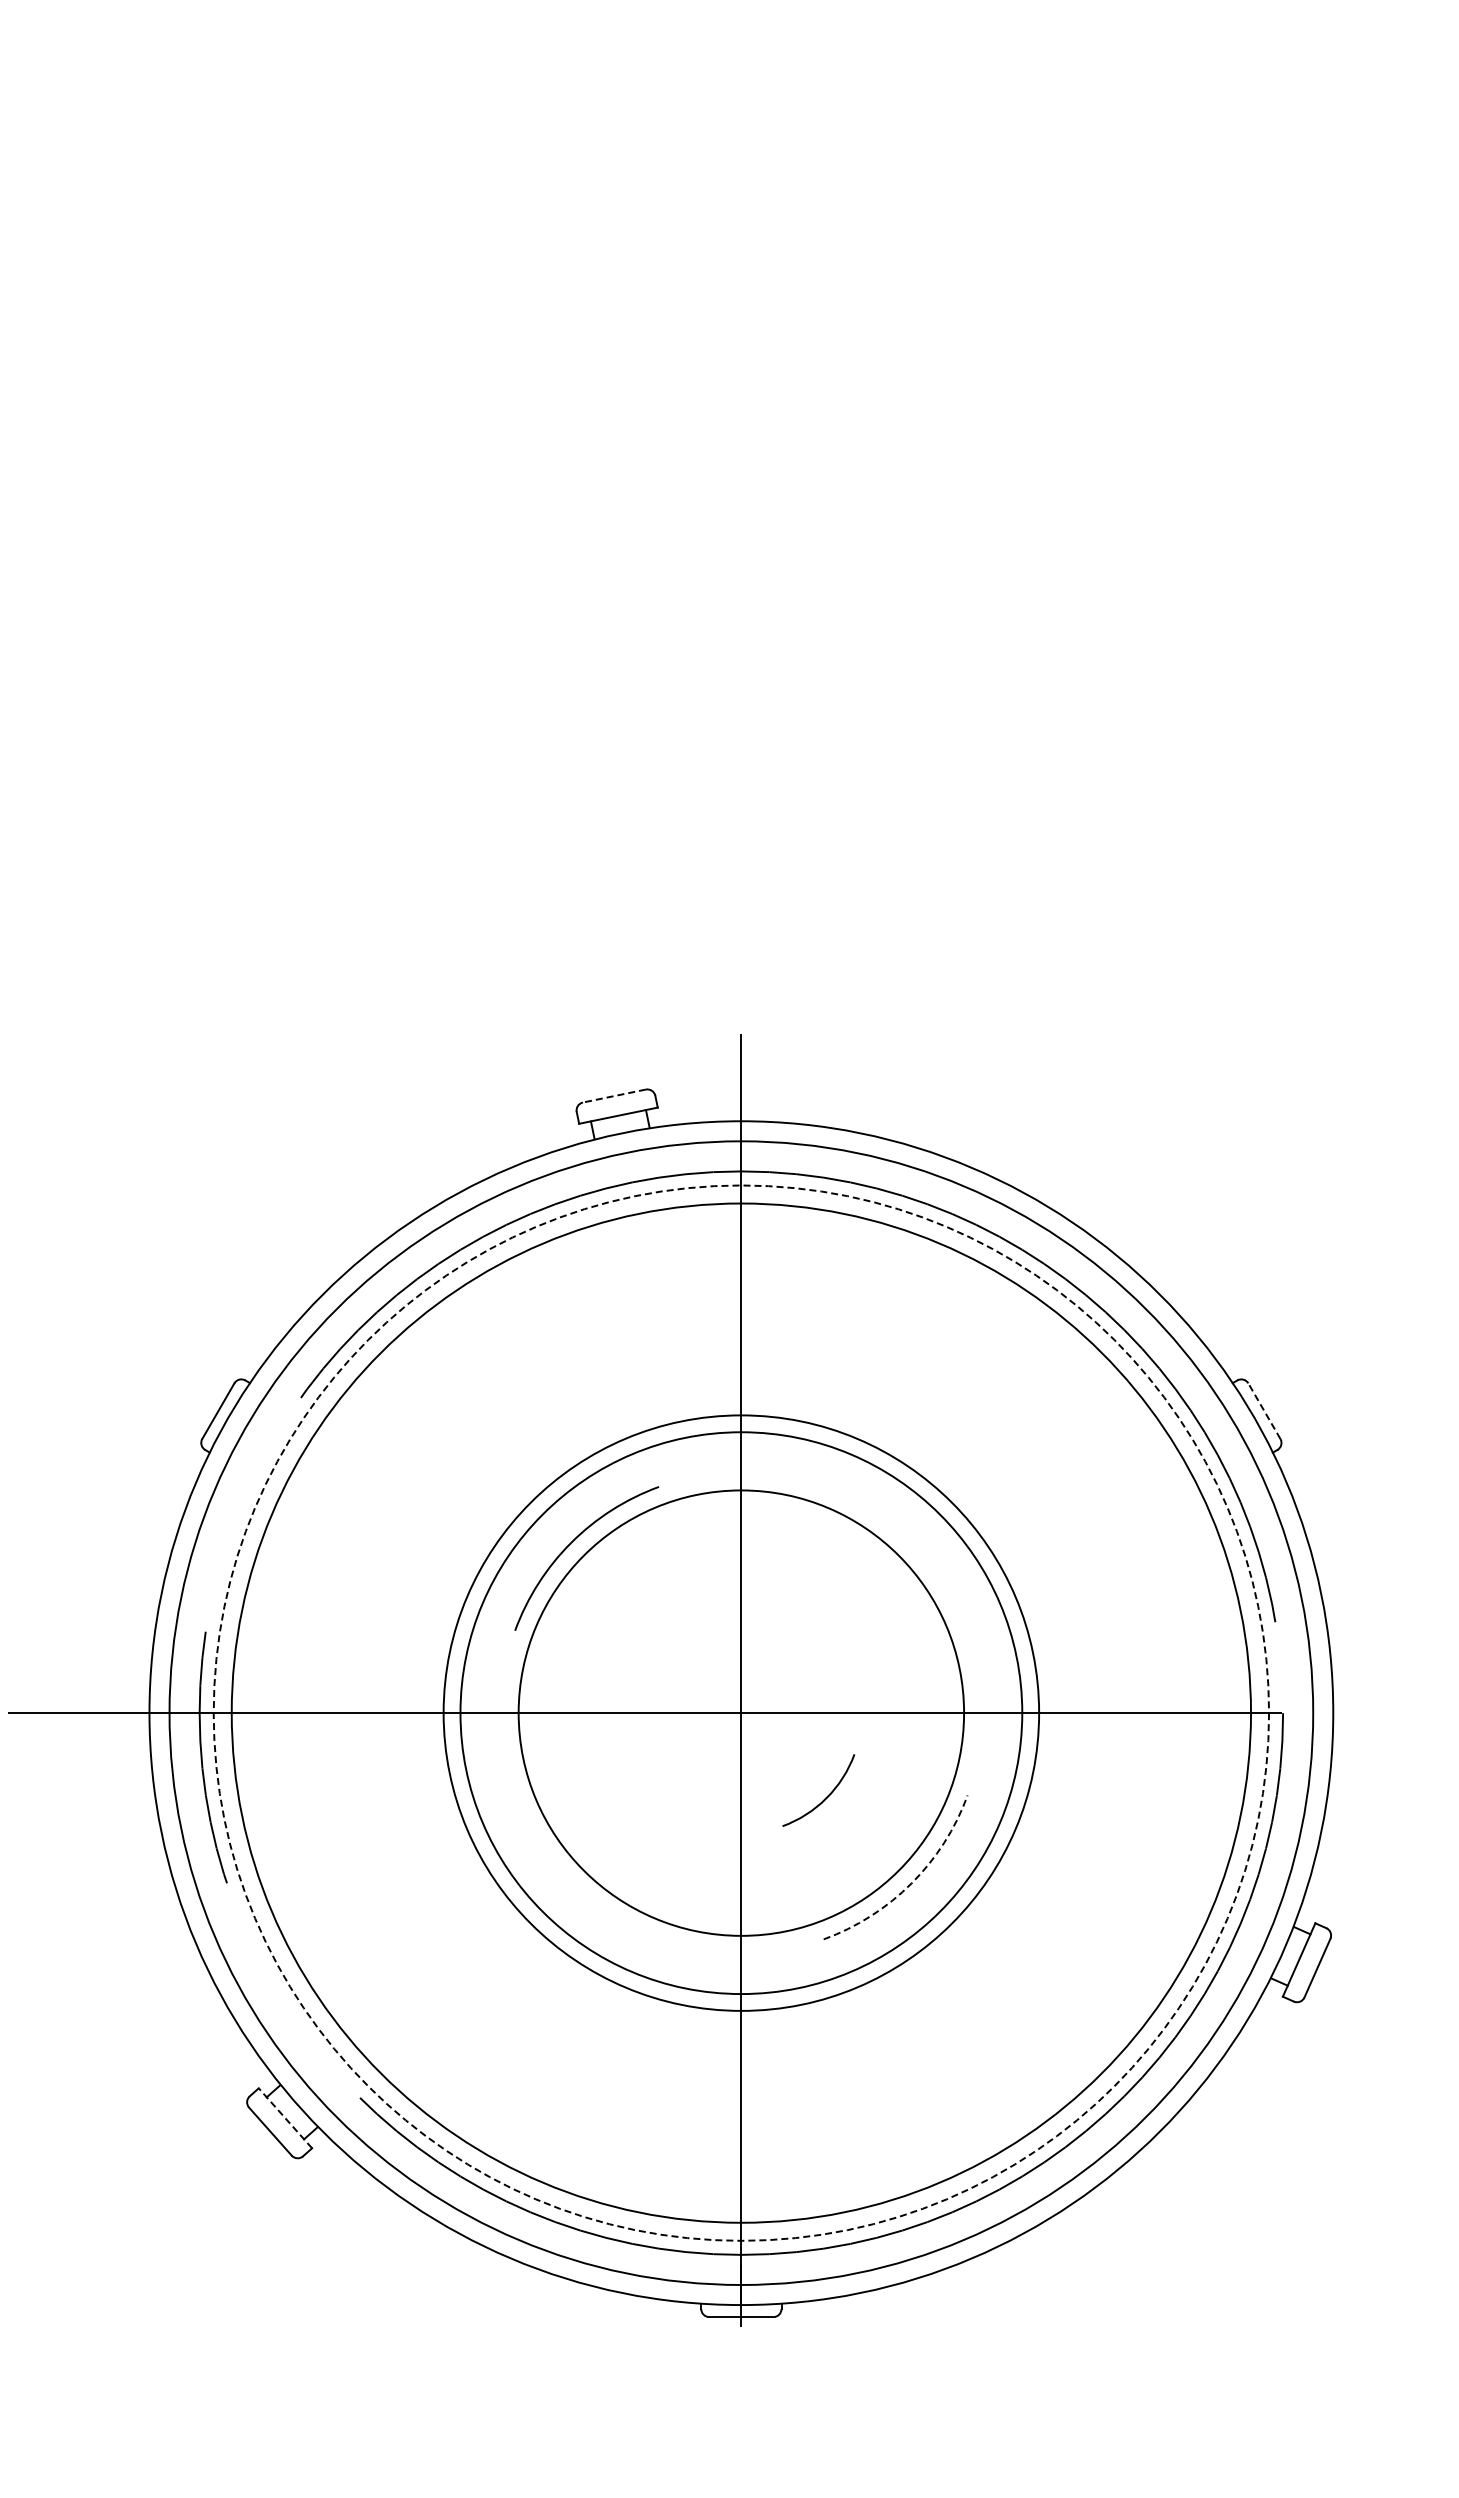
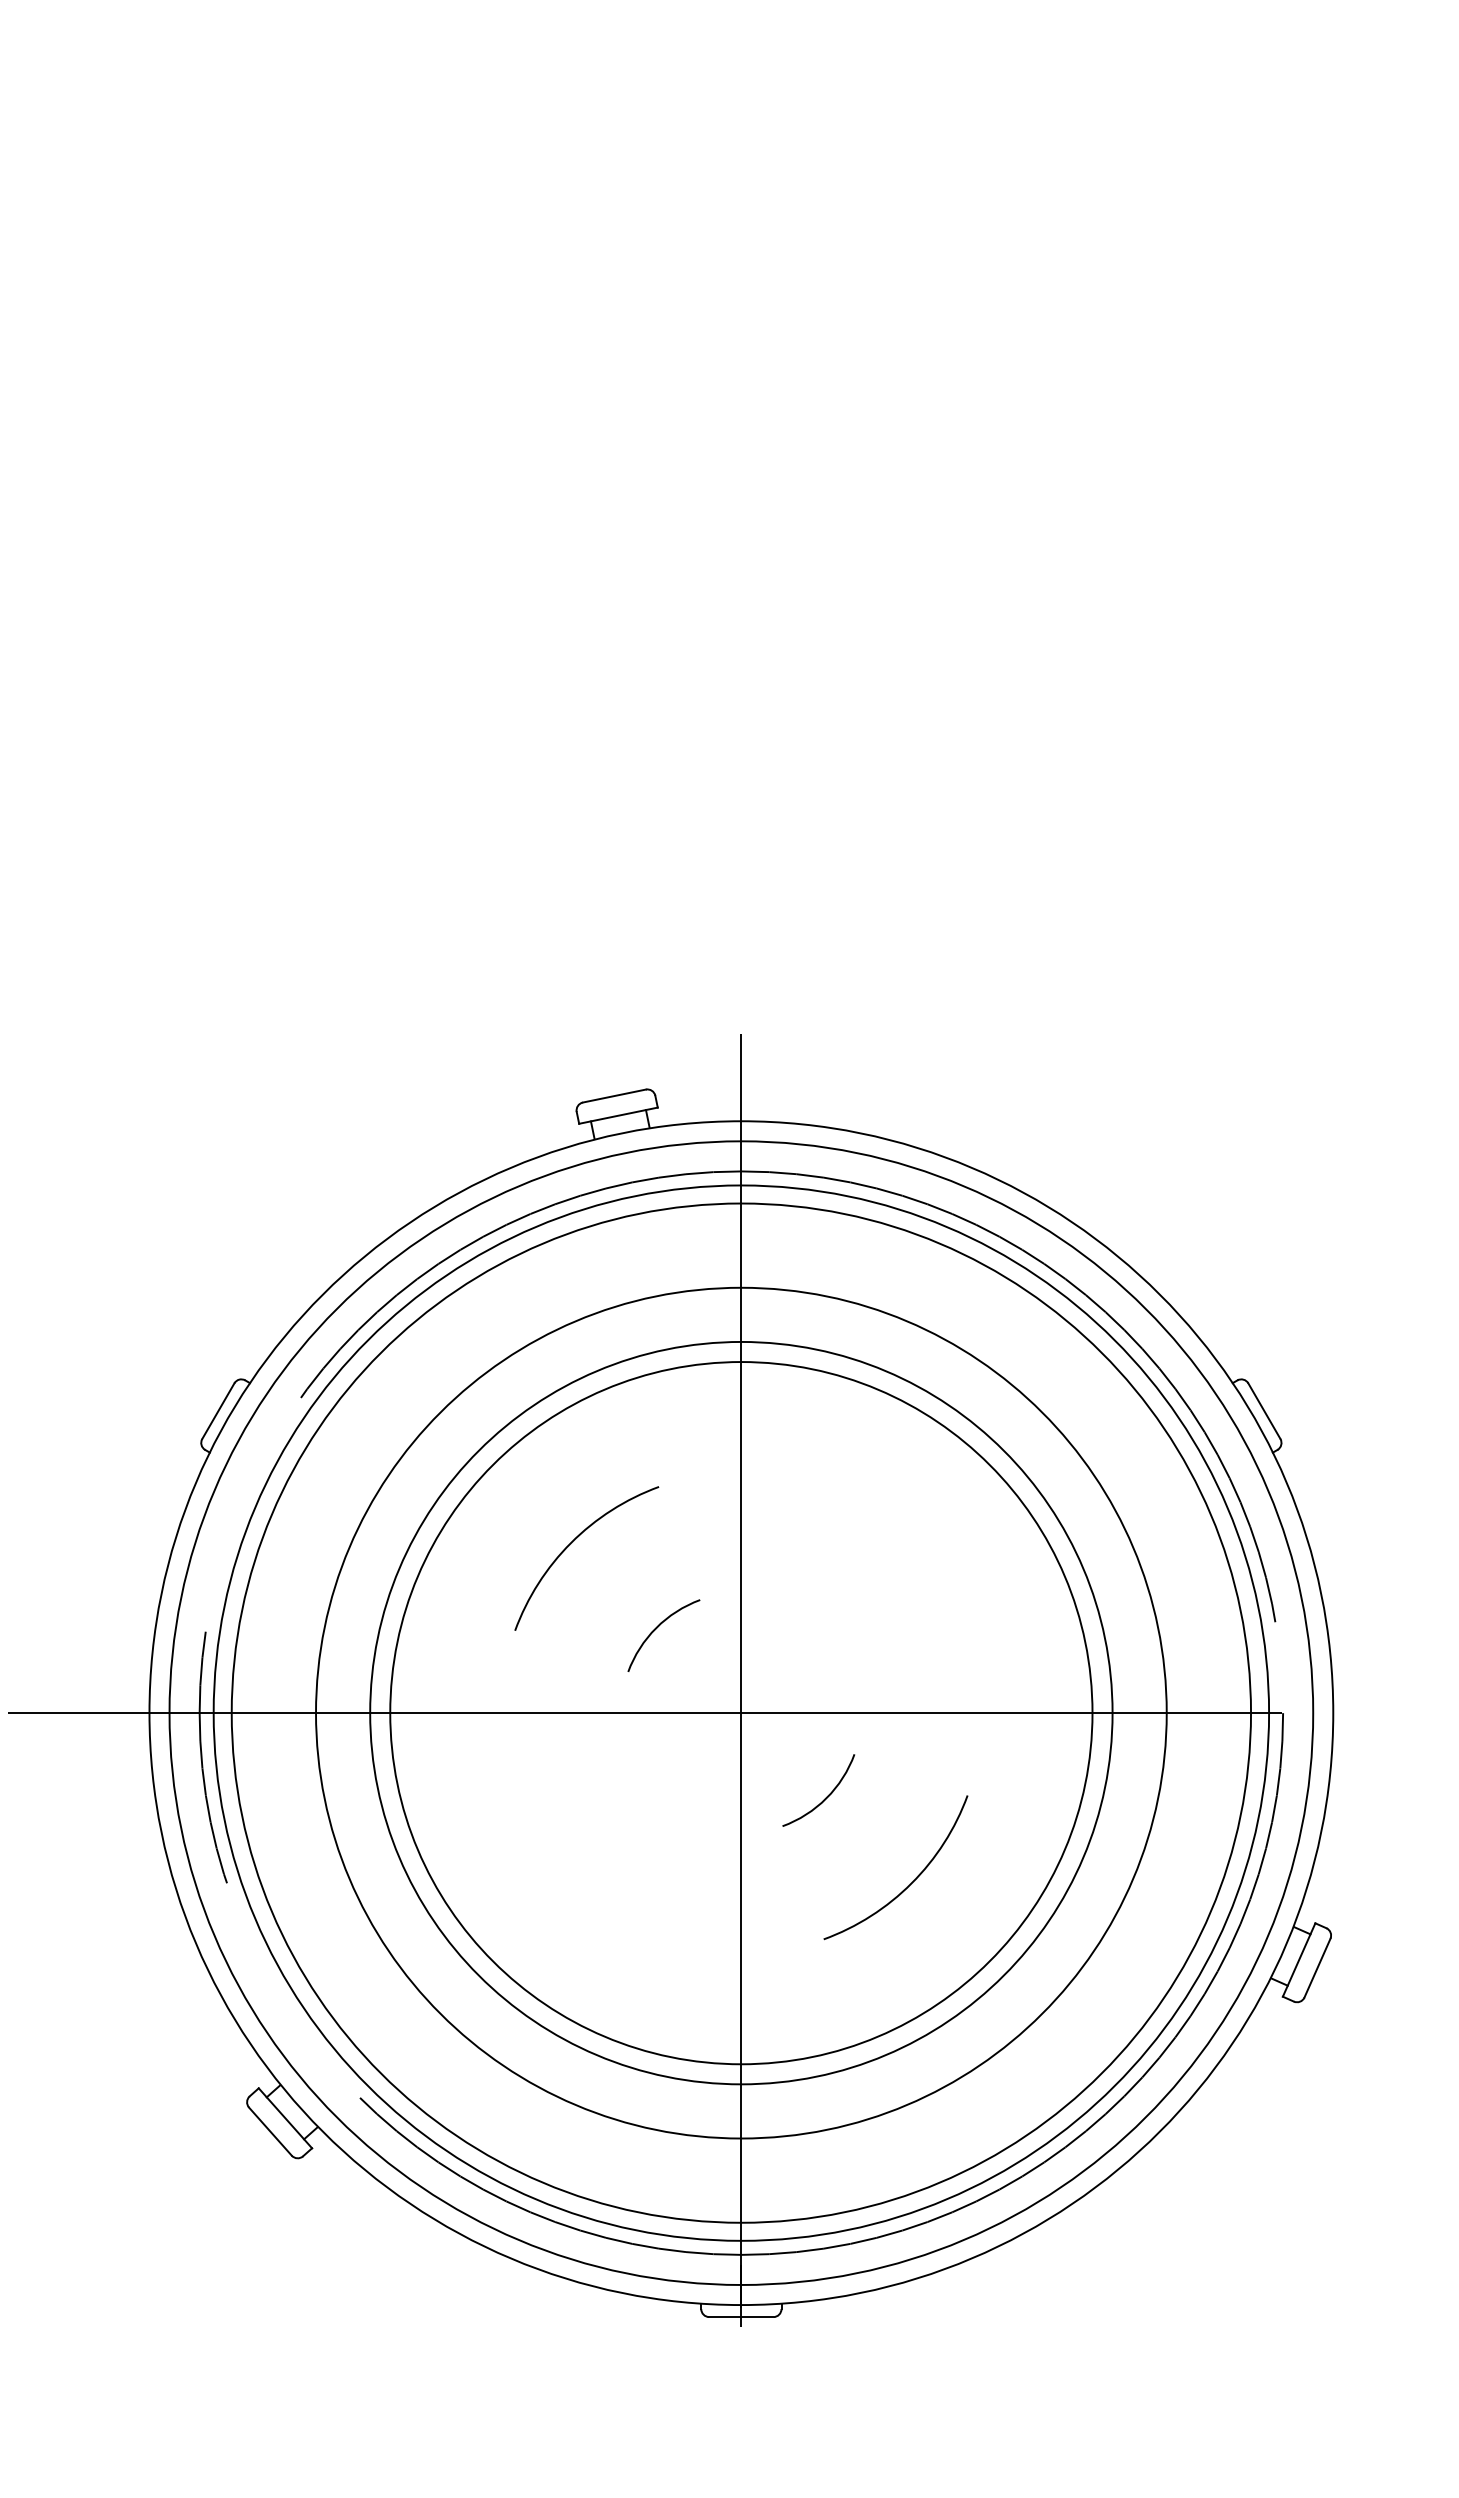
line: dashed -> solid (613, 1096)
line: dashed -> solid (1264, 1410)
arc: none -> present (657, 1628)
circle diameter: 445 px -> 742 px (741, 1712)
circle diameter: 596 px -> 851 px (741, 1712)
circle: dashed -> solid (741, 1712)
circle diameter: 562 px -> 702 px (741, 1713)
arc: dashed -> solid (911, 1883)
line: dashed -> solid (285, 2117)
